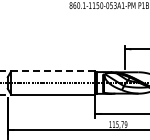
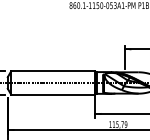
line: dashed -> solid (52, 71)
